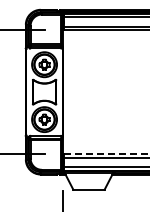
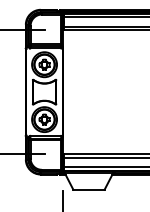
line: dashed -> solid (106, 153)
